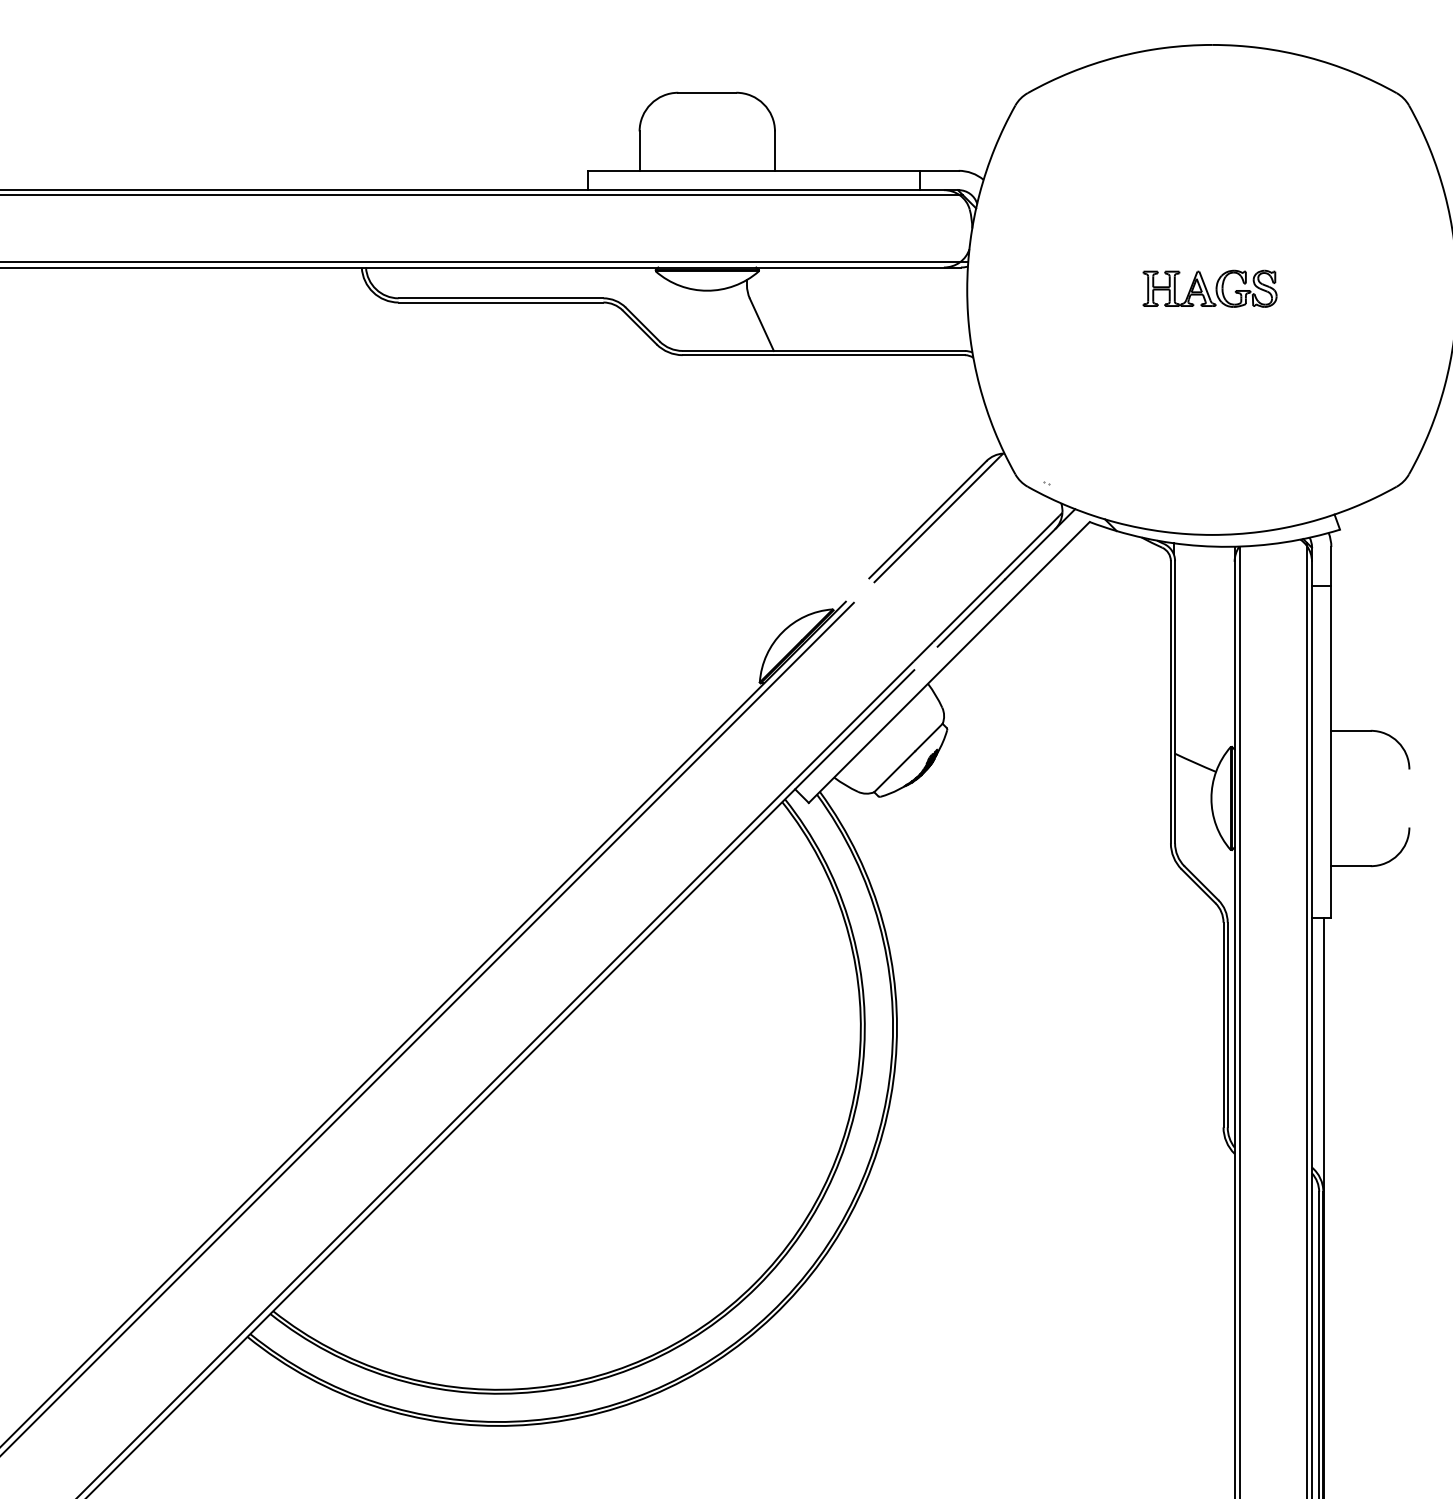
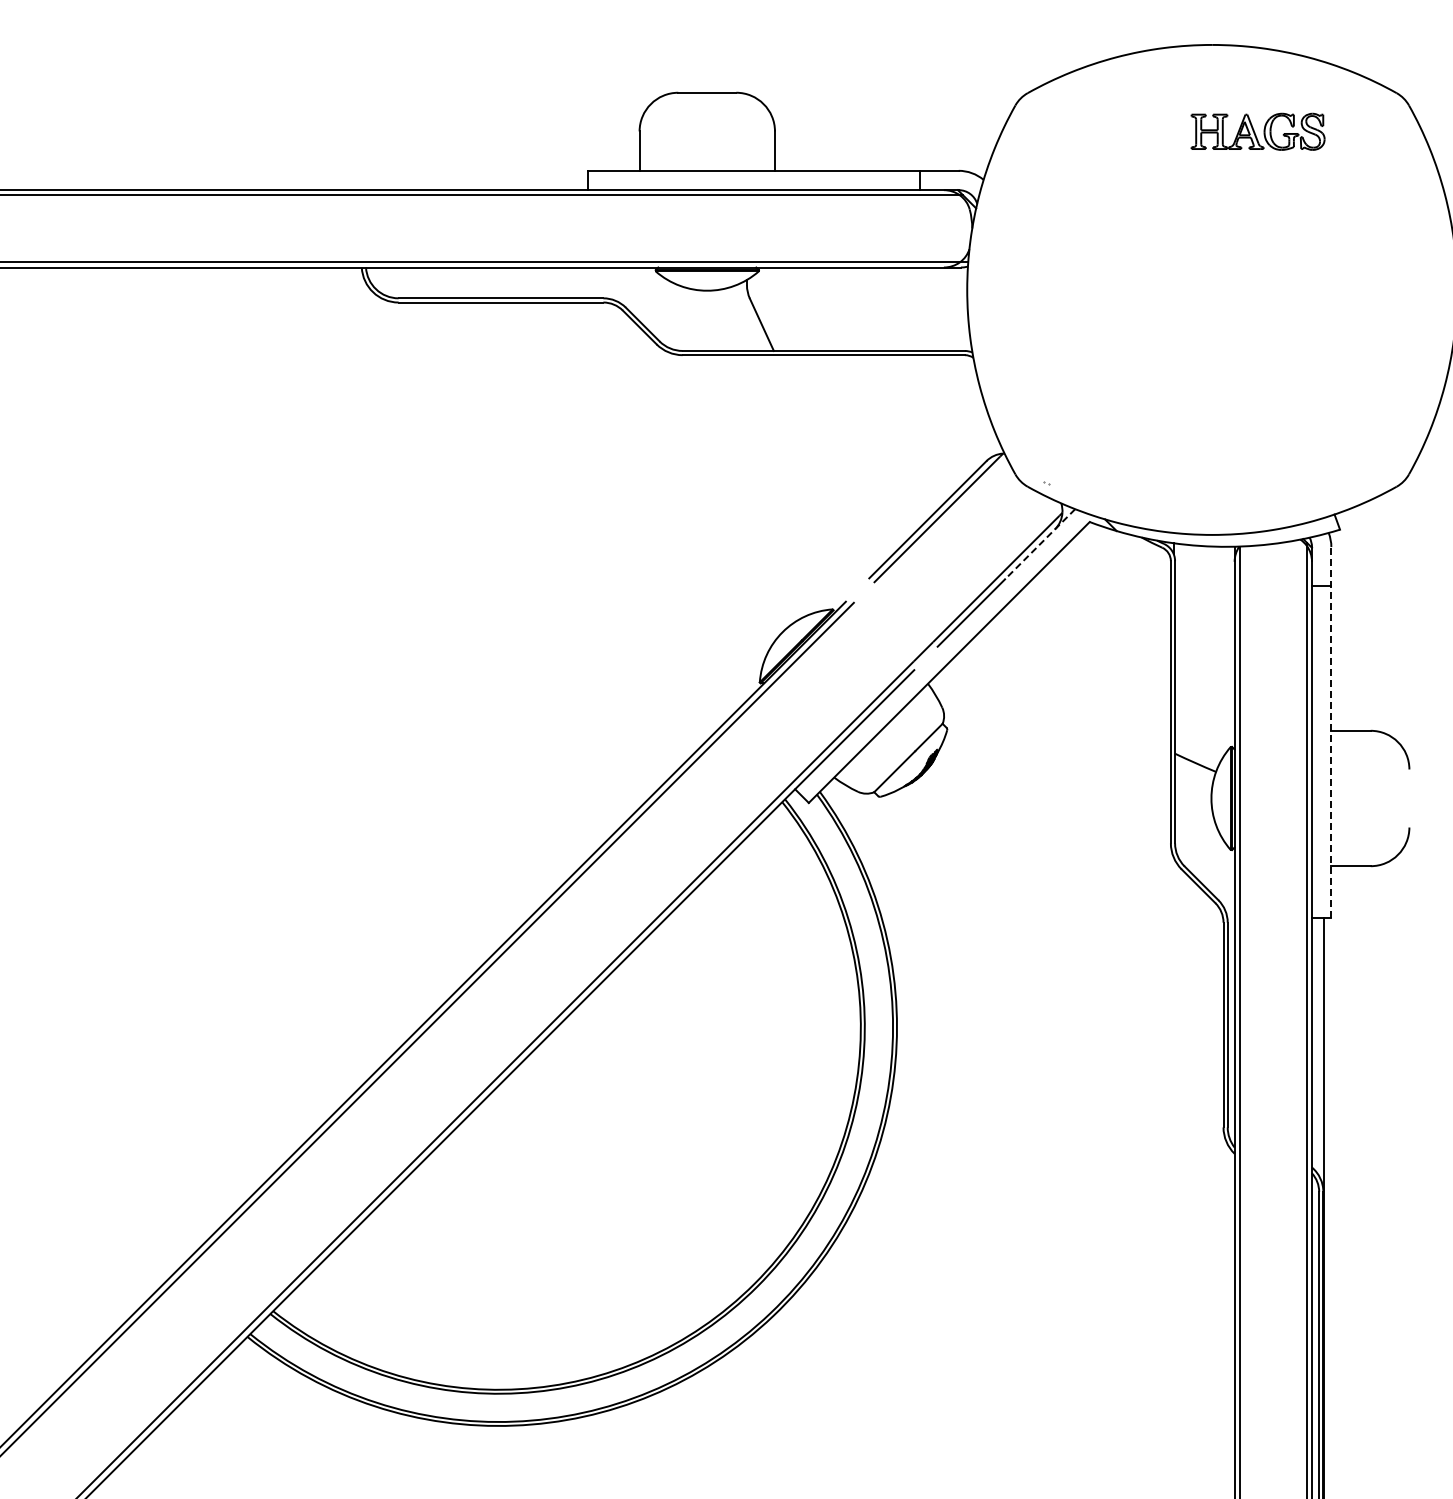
part position: (1209, 288) -> (1257, 131) (1257, 131)
line: solid -> dashed (1040, 544)
line: solid -> dashed (1331, 732)
